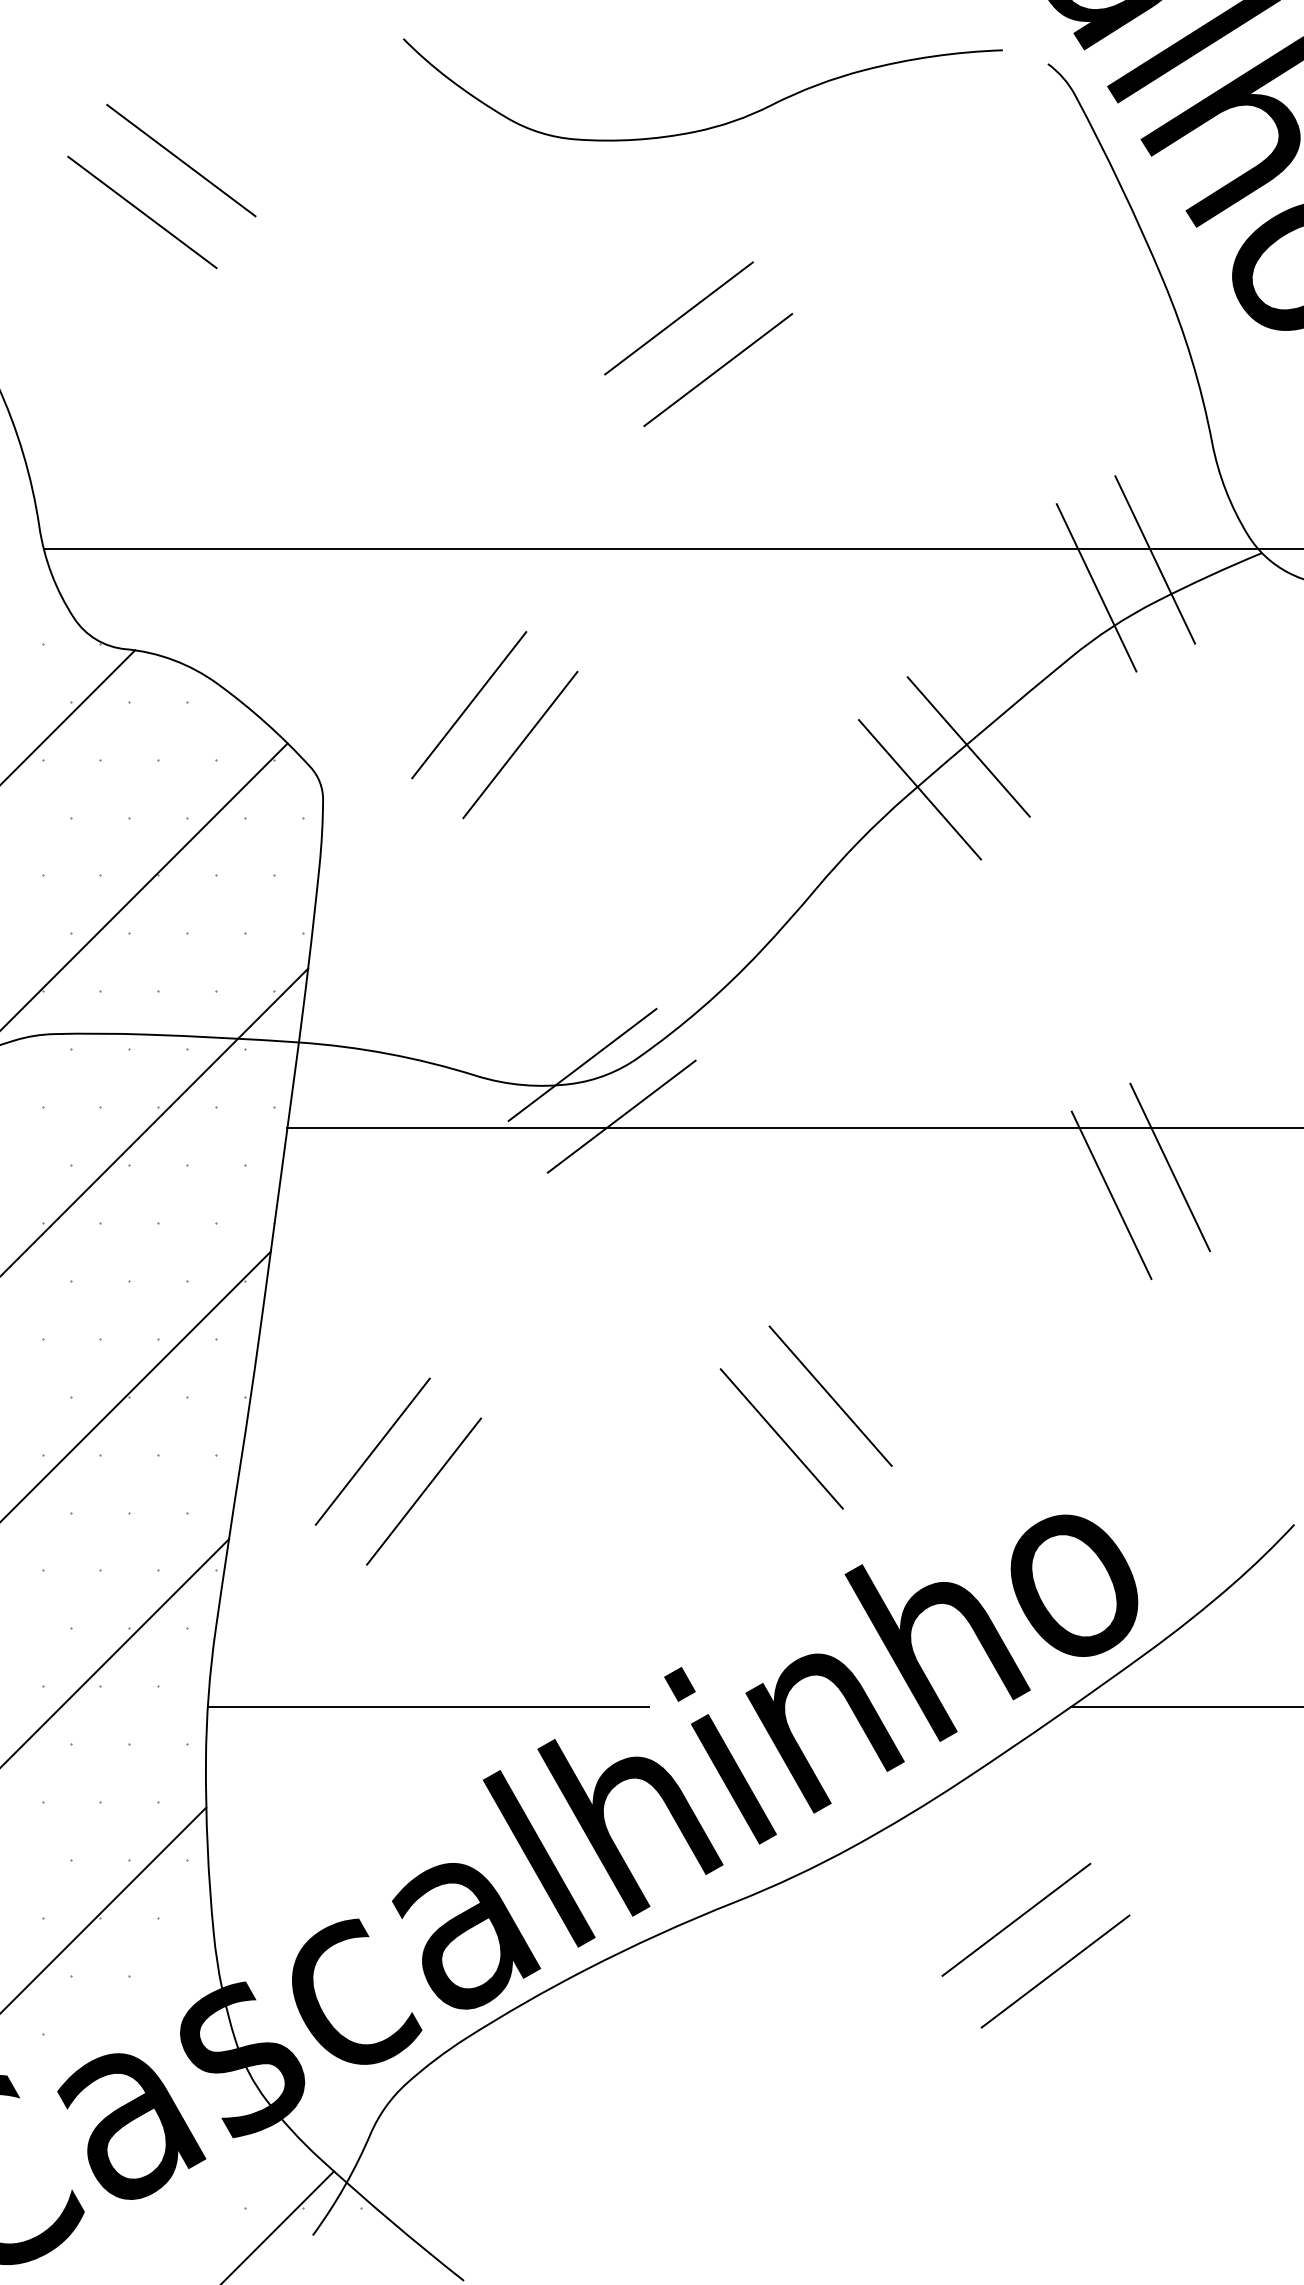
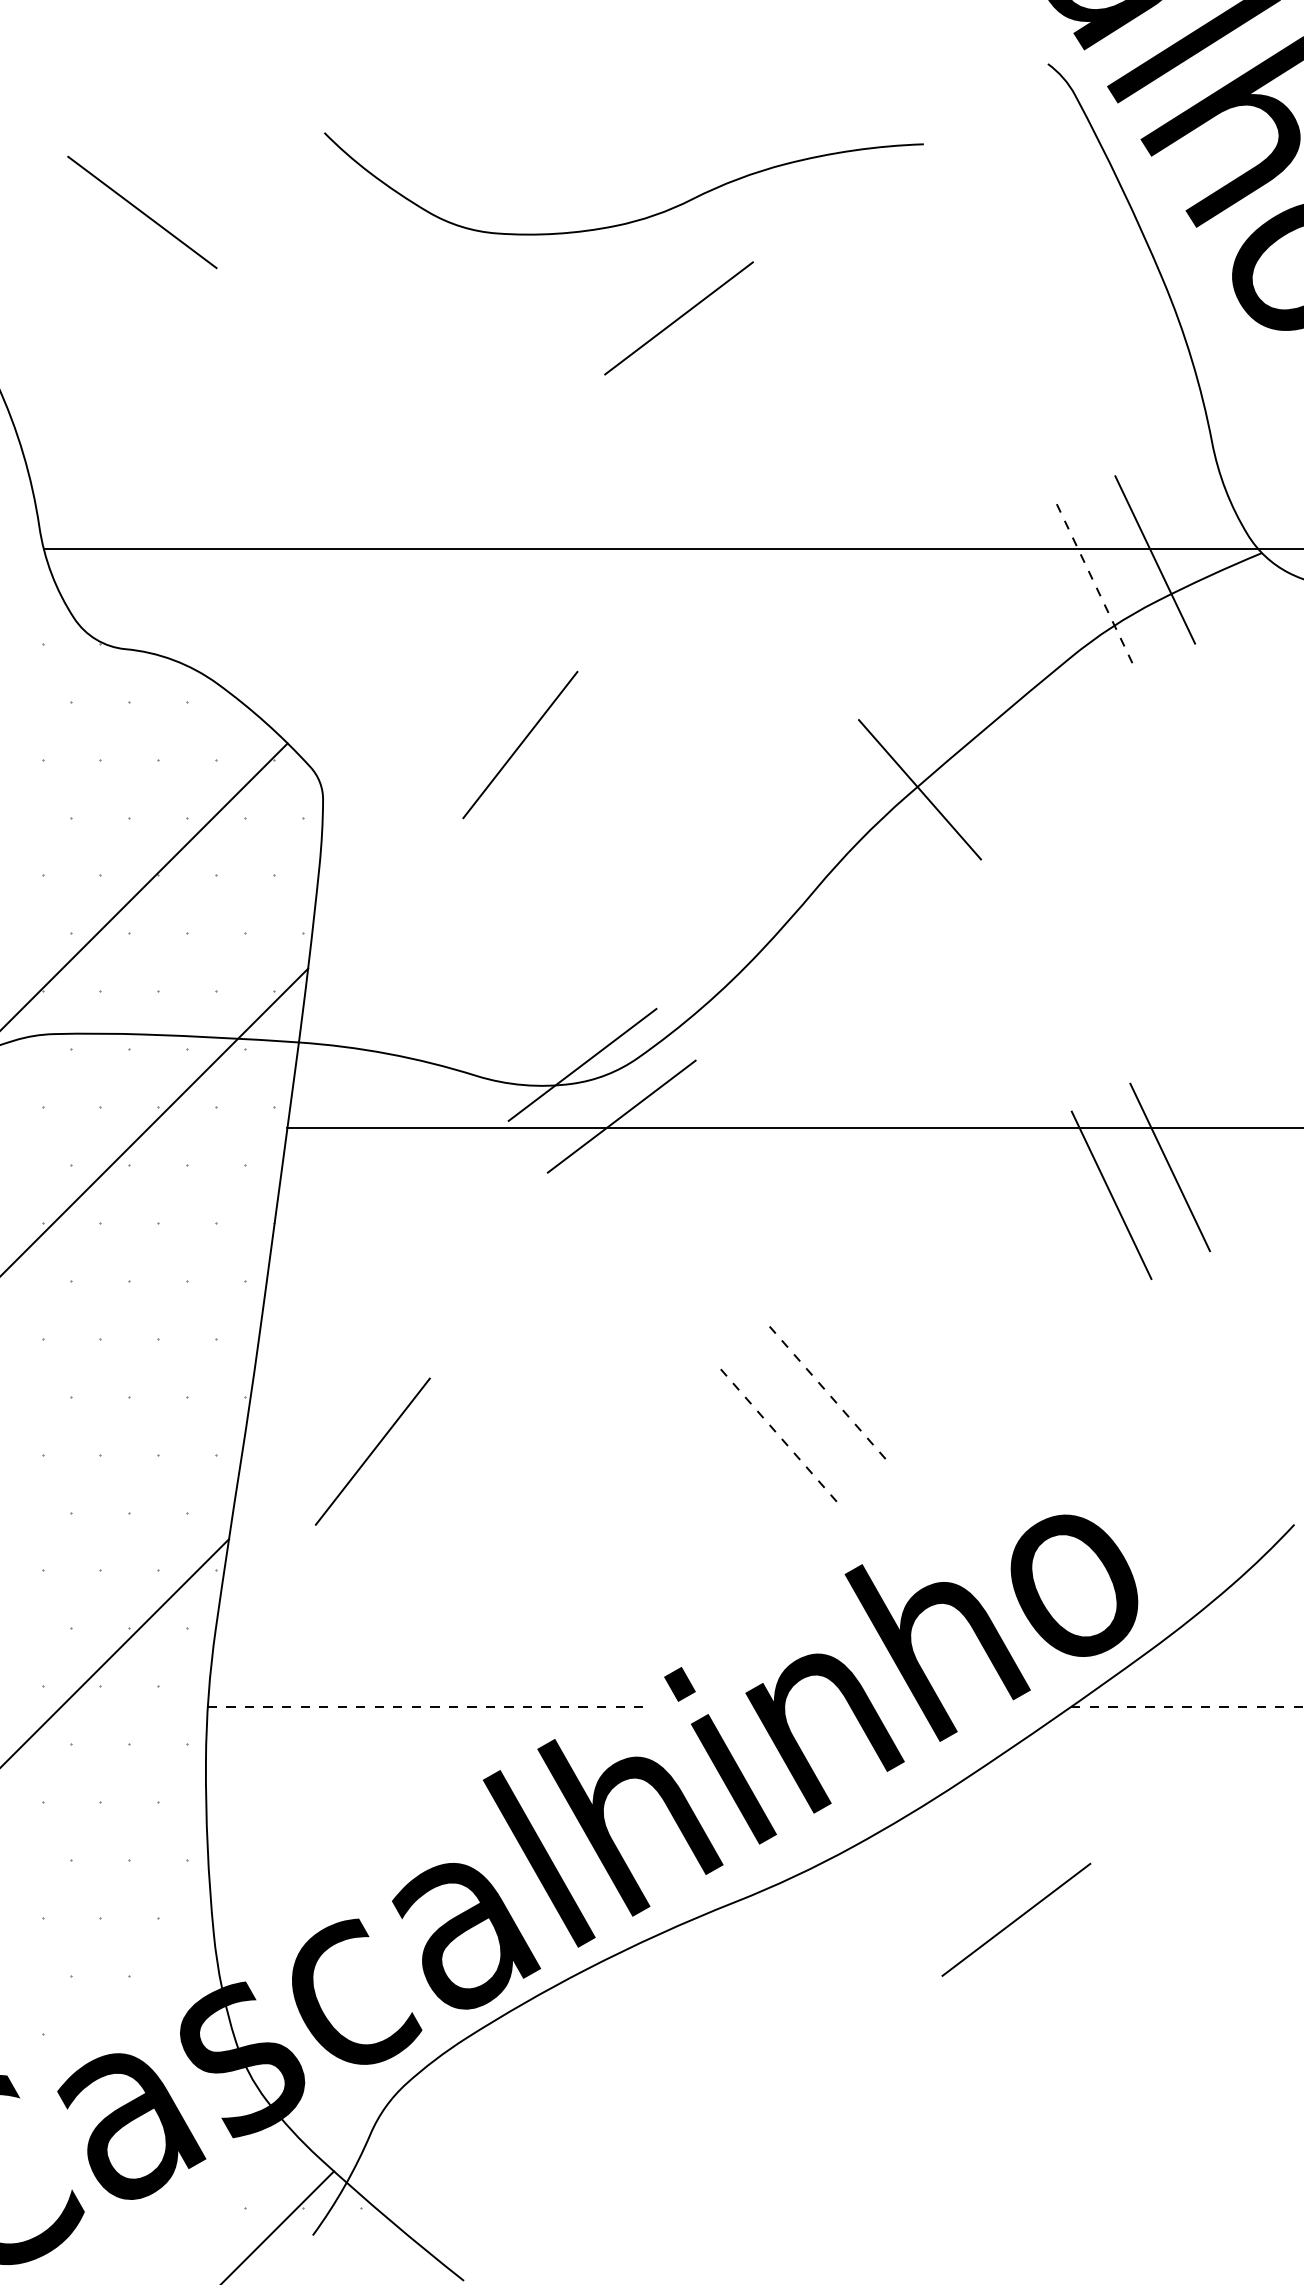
curve position: (715, 125) -> (636, 219) (636, 219)
line: present -> none (181, 160)
line: present -> none (718, 370)
line: solid -> dashed (1096, 587)
line: present -> none (469, 705)
line: present -> none (68, 716)
line: present -> none (968, 746)
line: present -> none (136, 1385)
line: solid -> dashed (830, 1396)
line: solid -> dashed (781, 1438)
line: present -> none (424, 1491)
line: solid -> dashed (428, 1707)
line: solid -> dashed (1187, 1707)
line: present -> none (104, 1909)
line: present -> none (1055, 1971)
